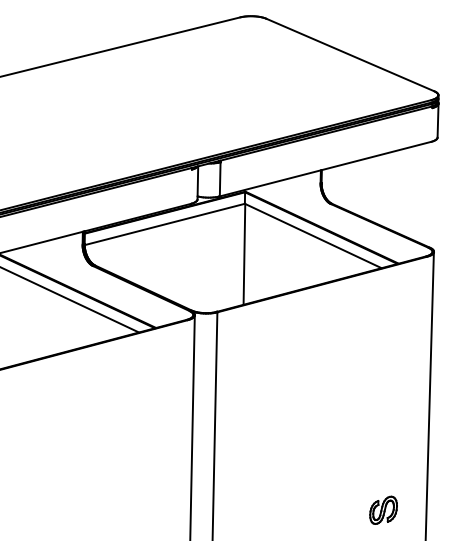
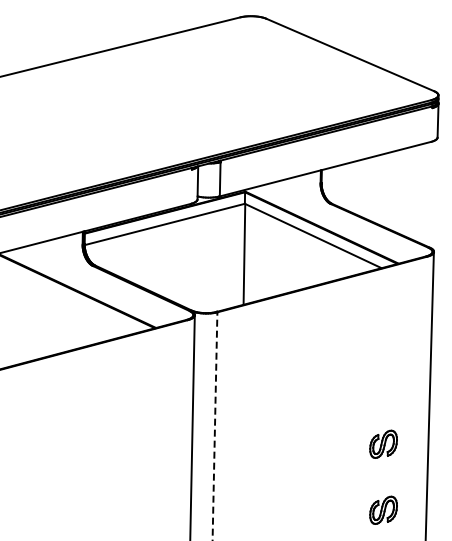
line: present -> none (70, 300)
line: solid -> dashed (215, 426)
part: none -> present (383, 443)
